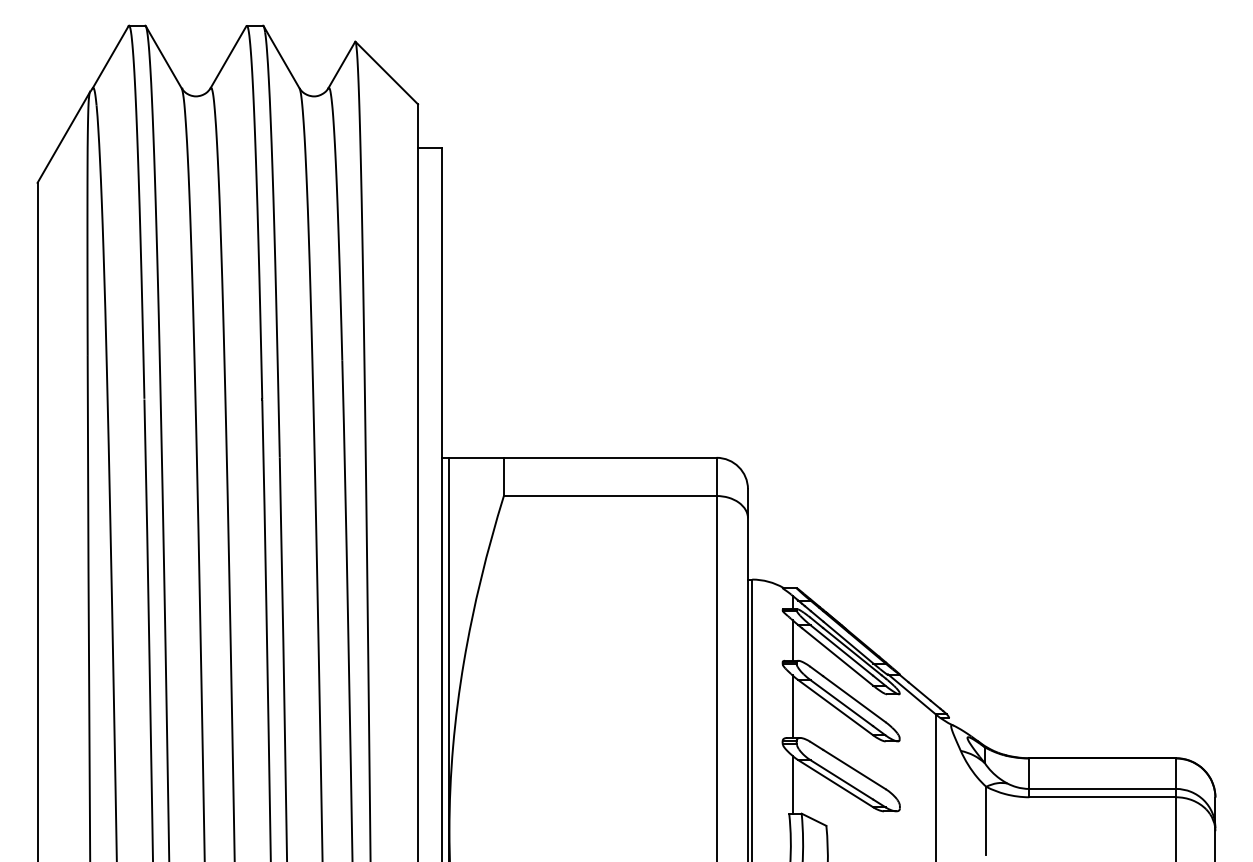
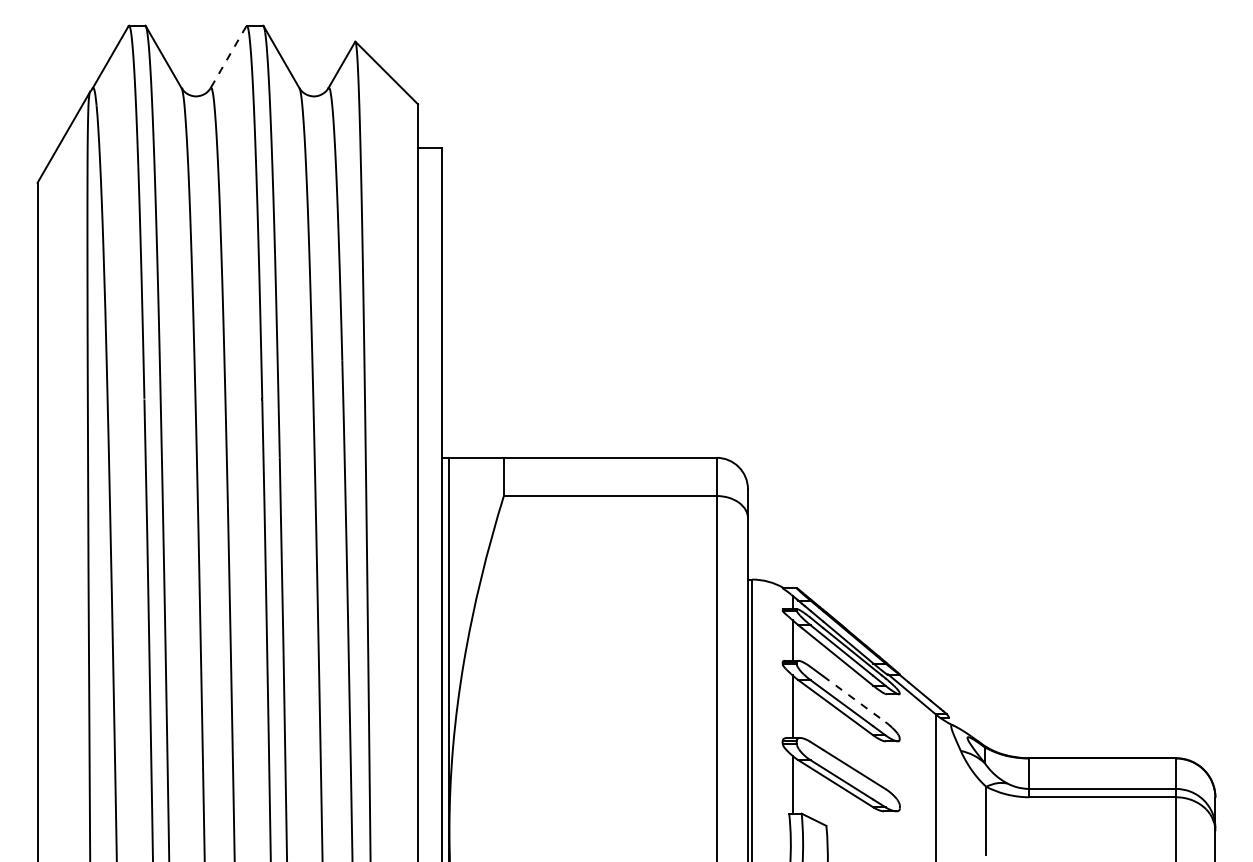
line: solid -> dashed (228, 57)
line: solid -> dashed (854, 699)
